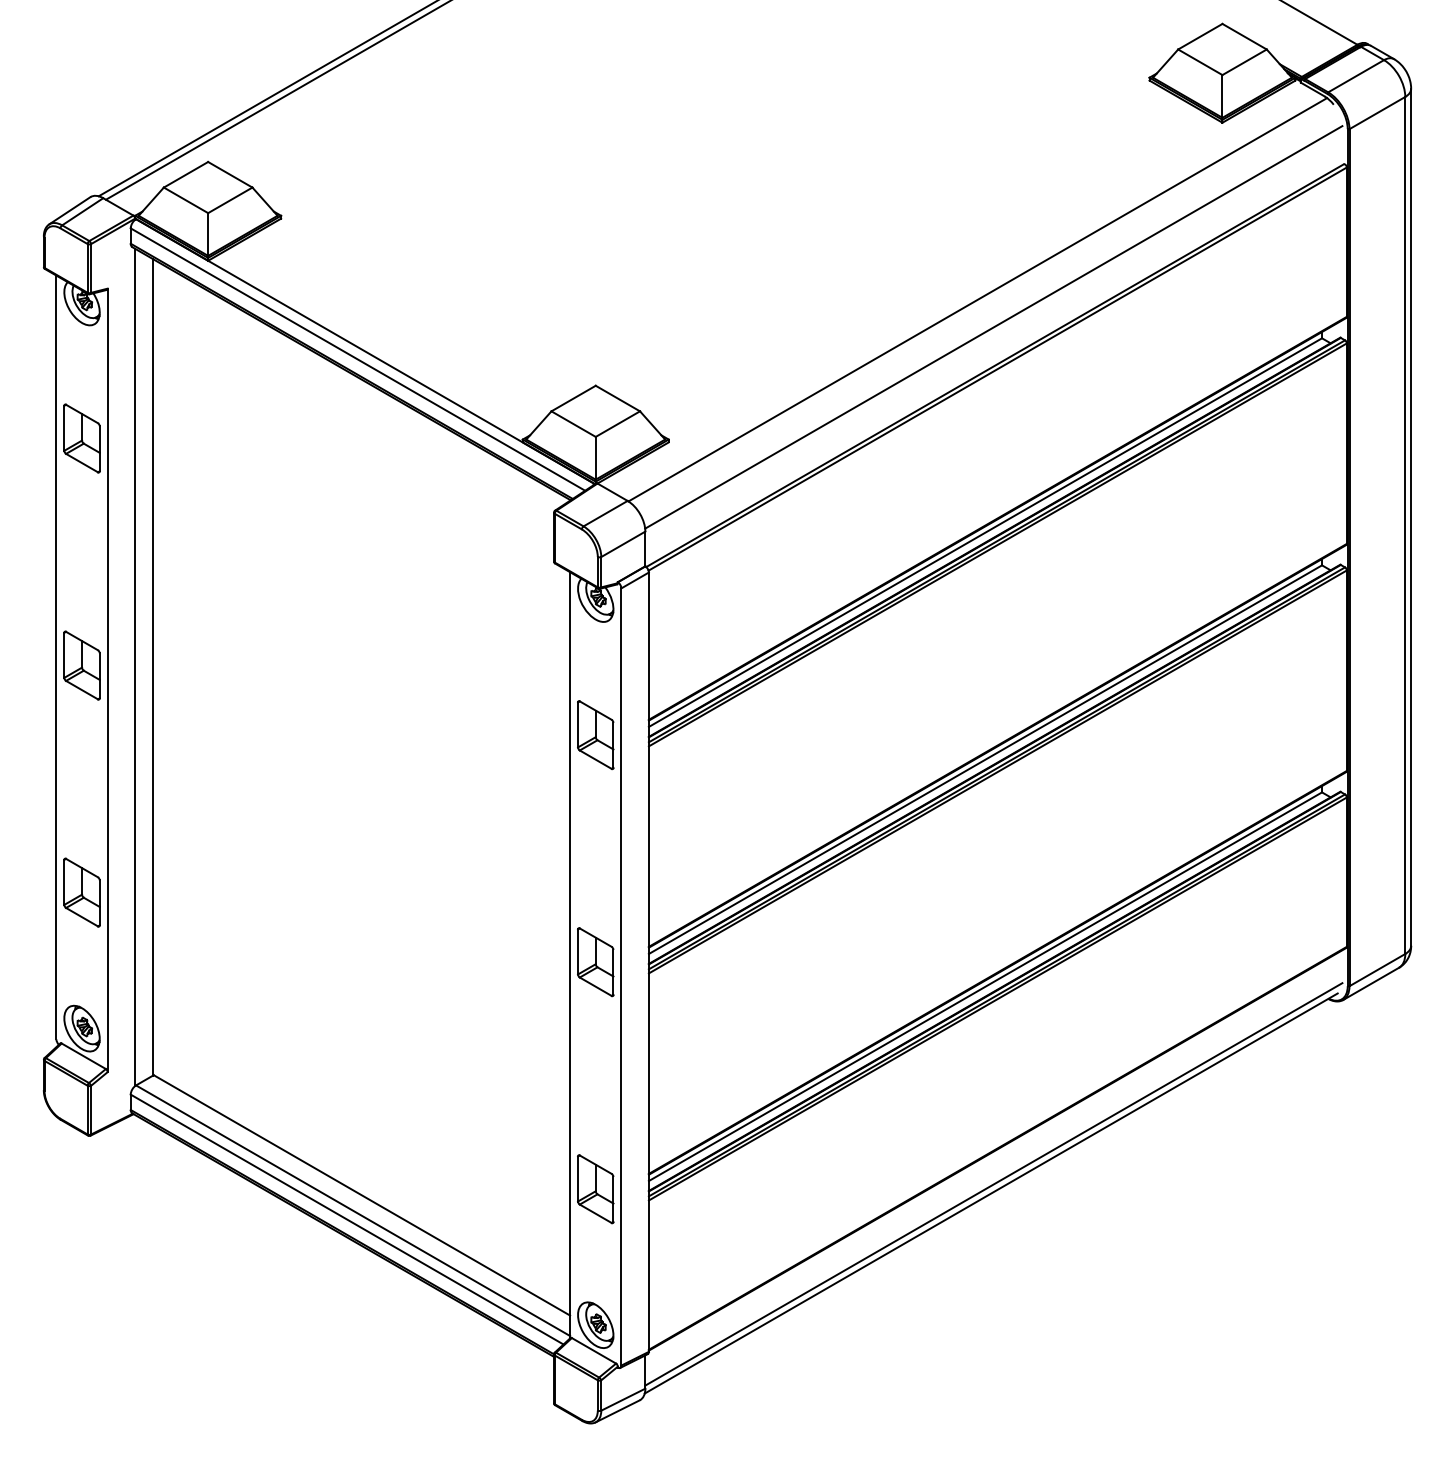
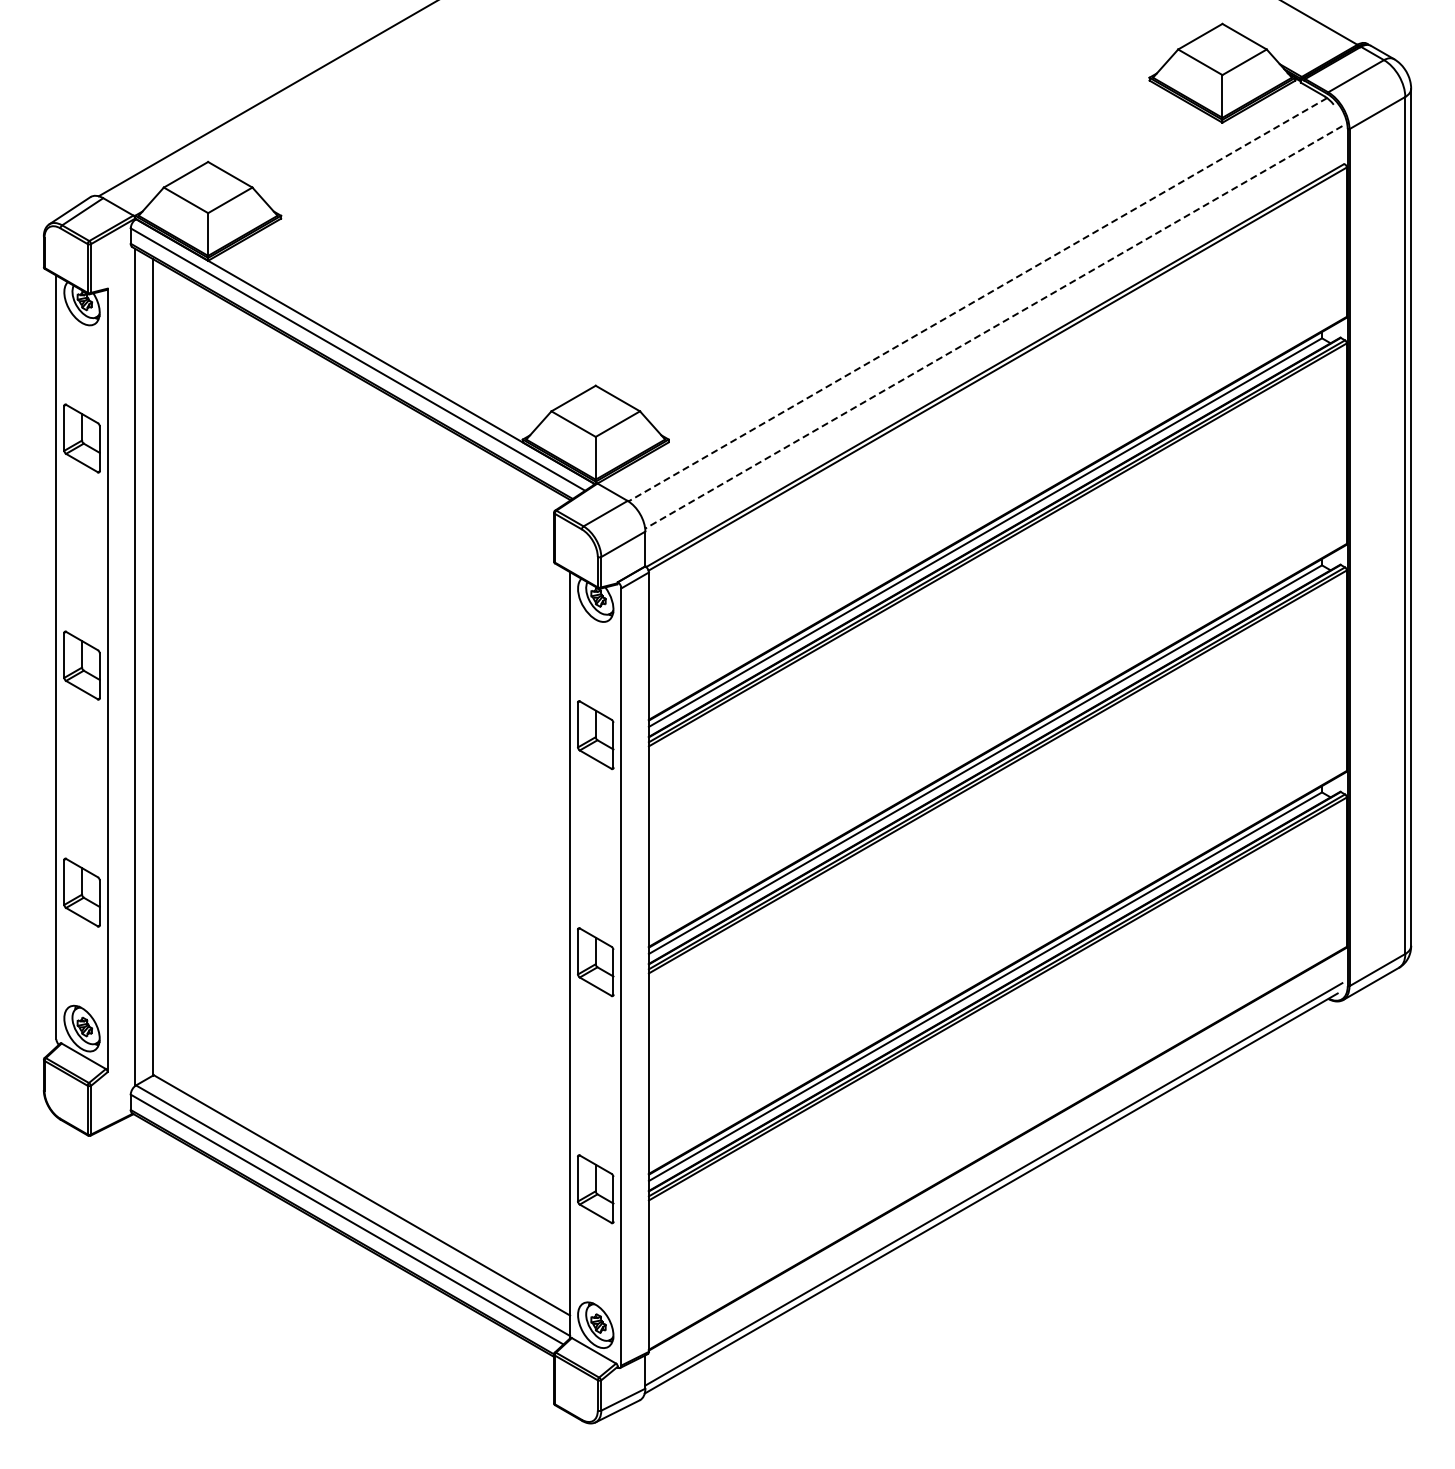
line: present -> none (276, 100)
line: solid -> dashed (977, 300)
line: solid -> dashed (993, 327)
